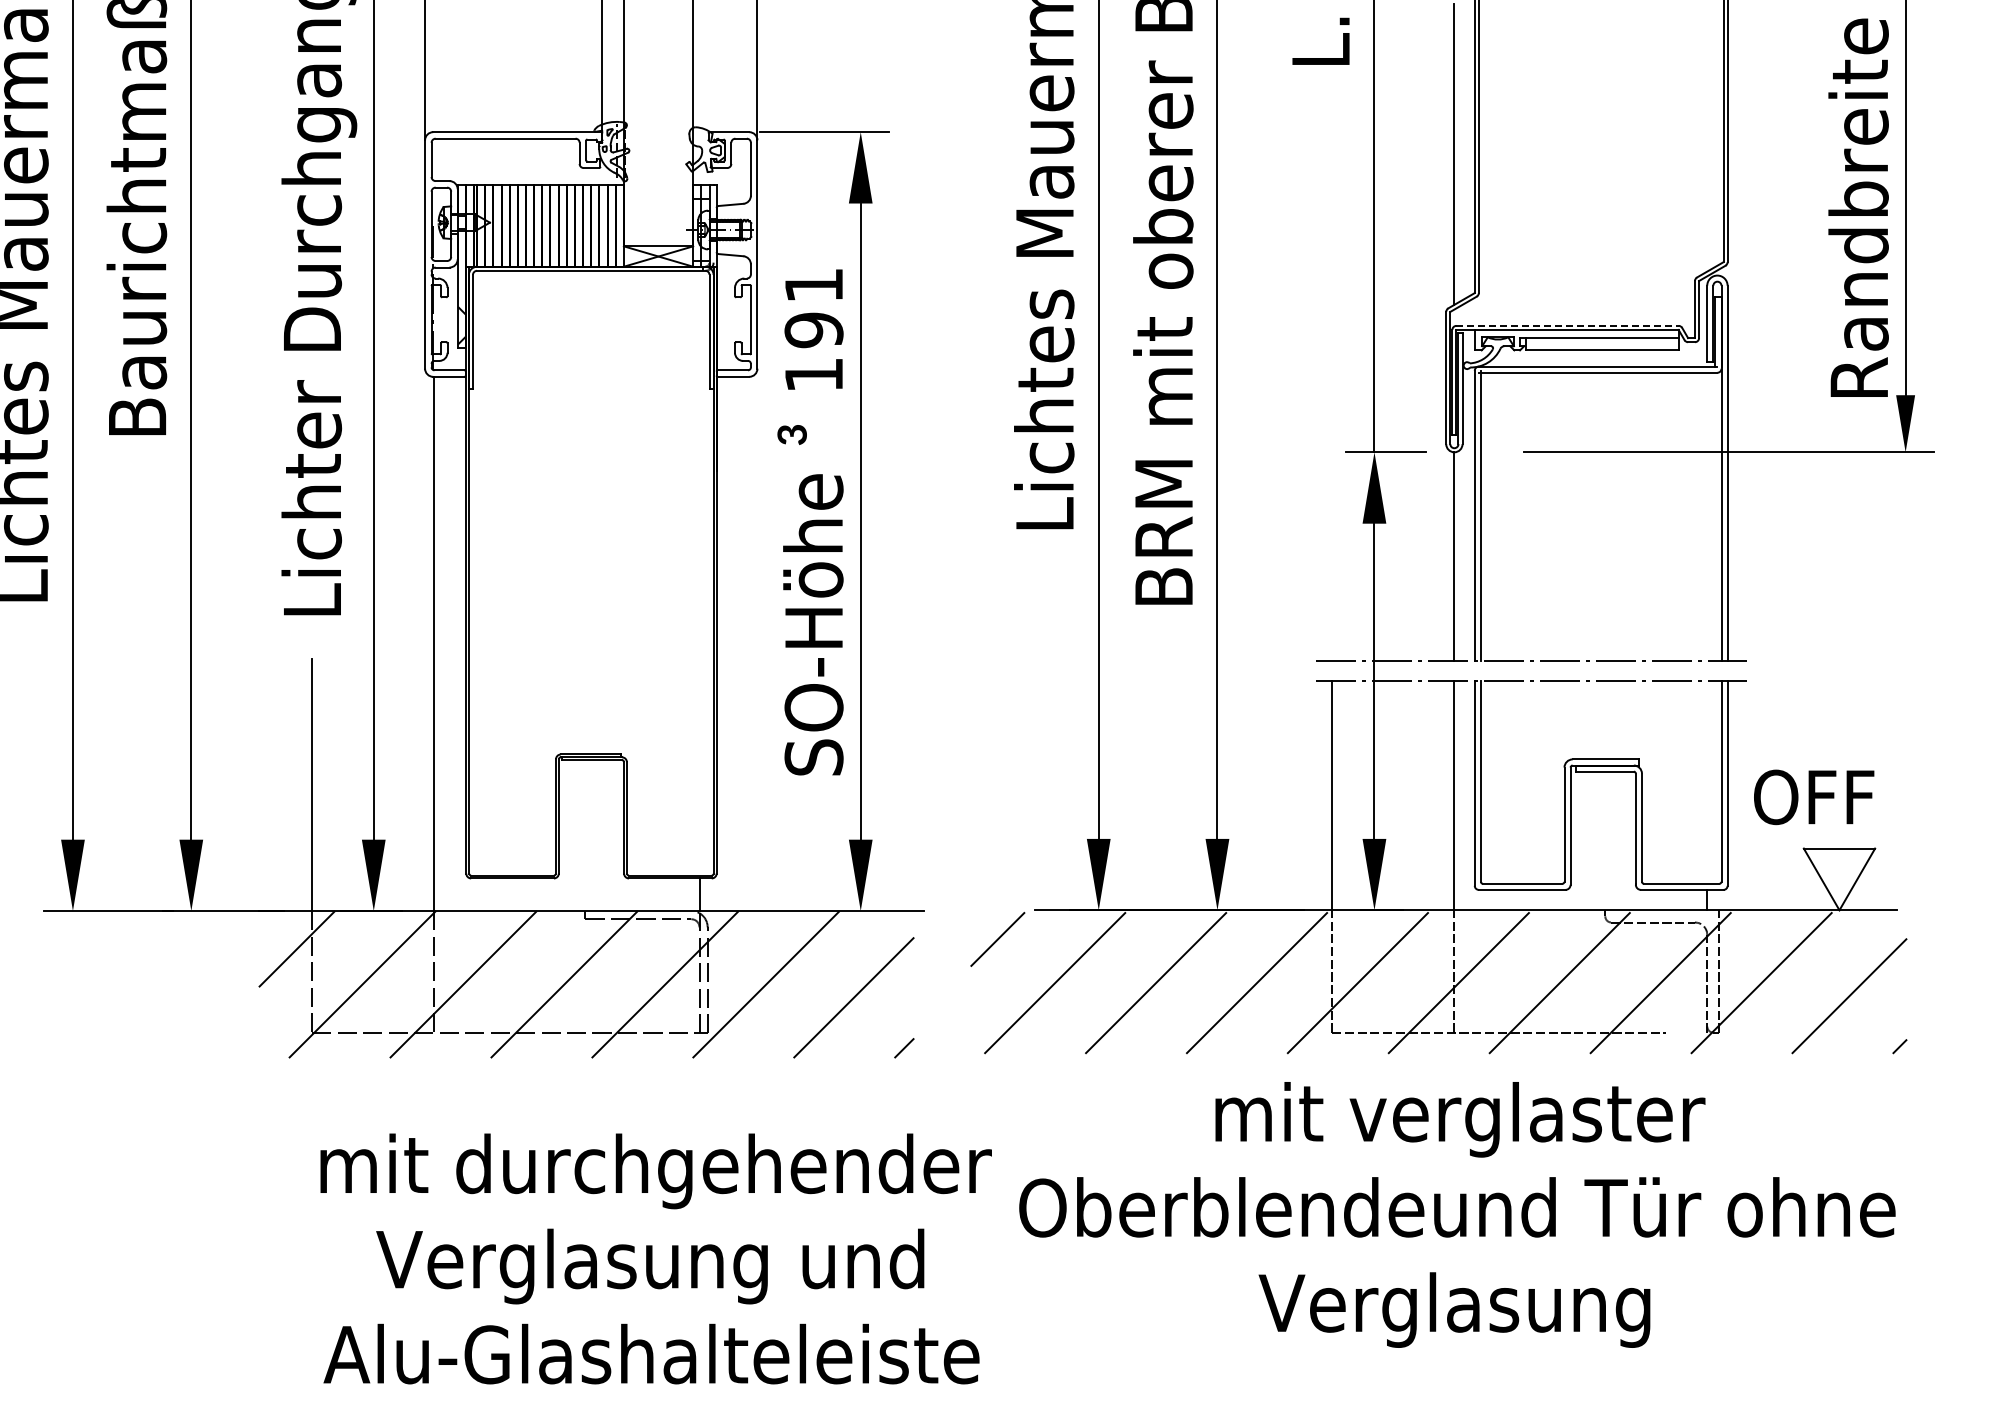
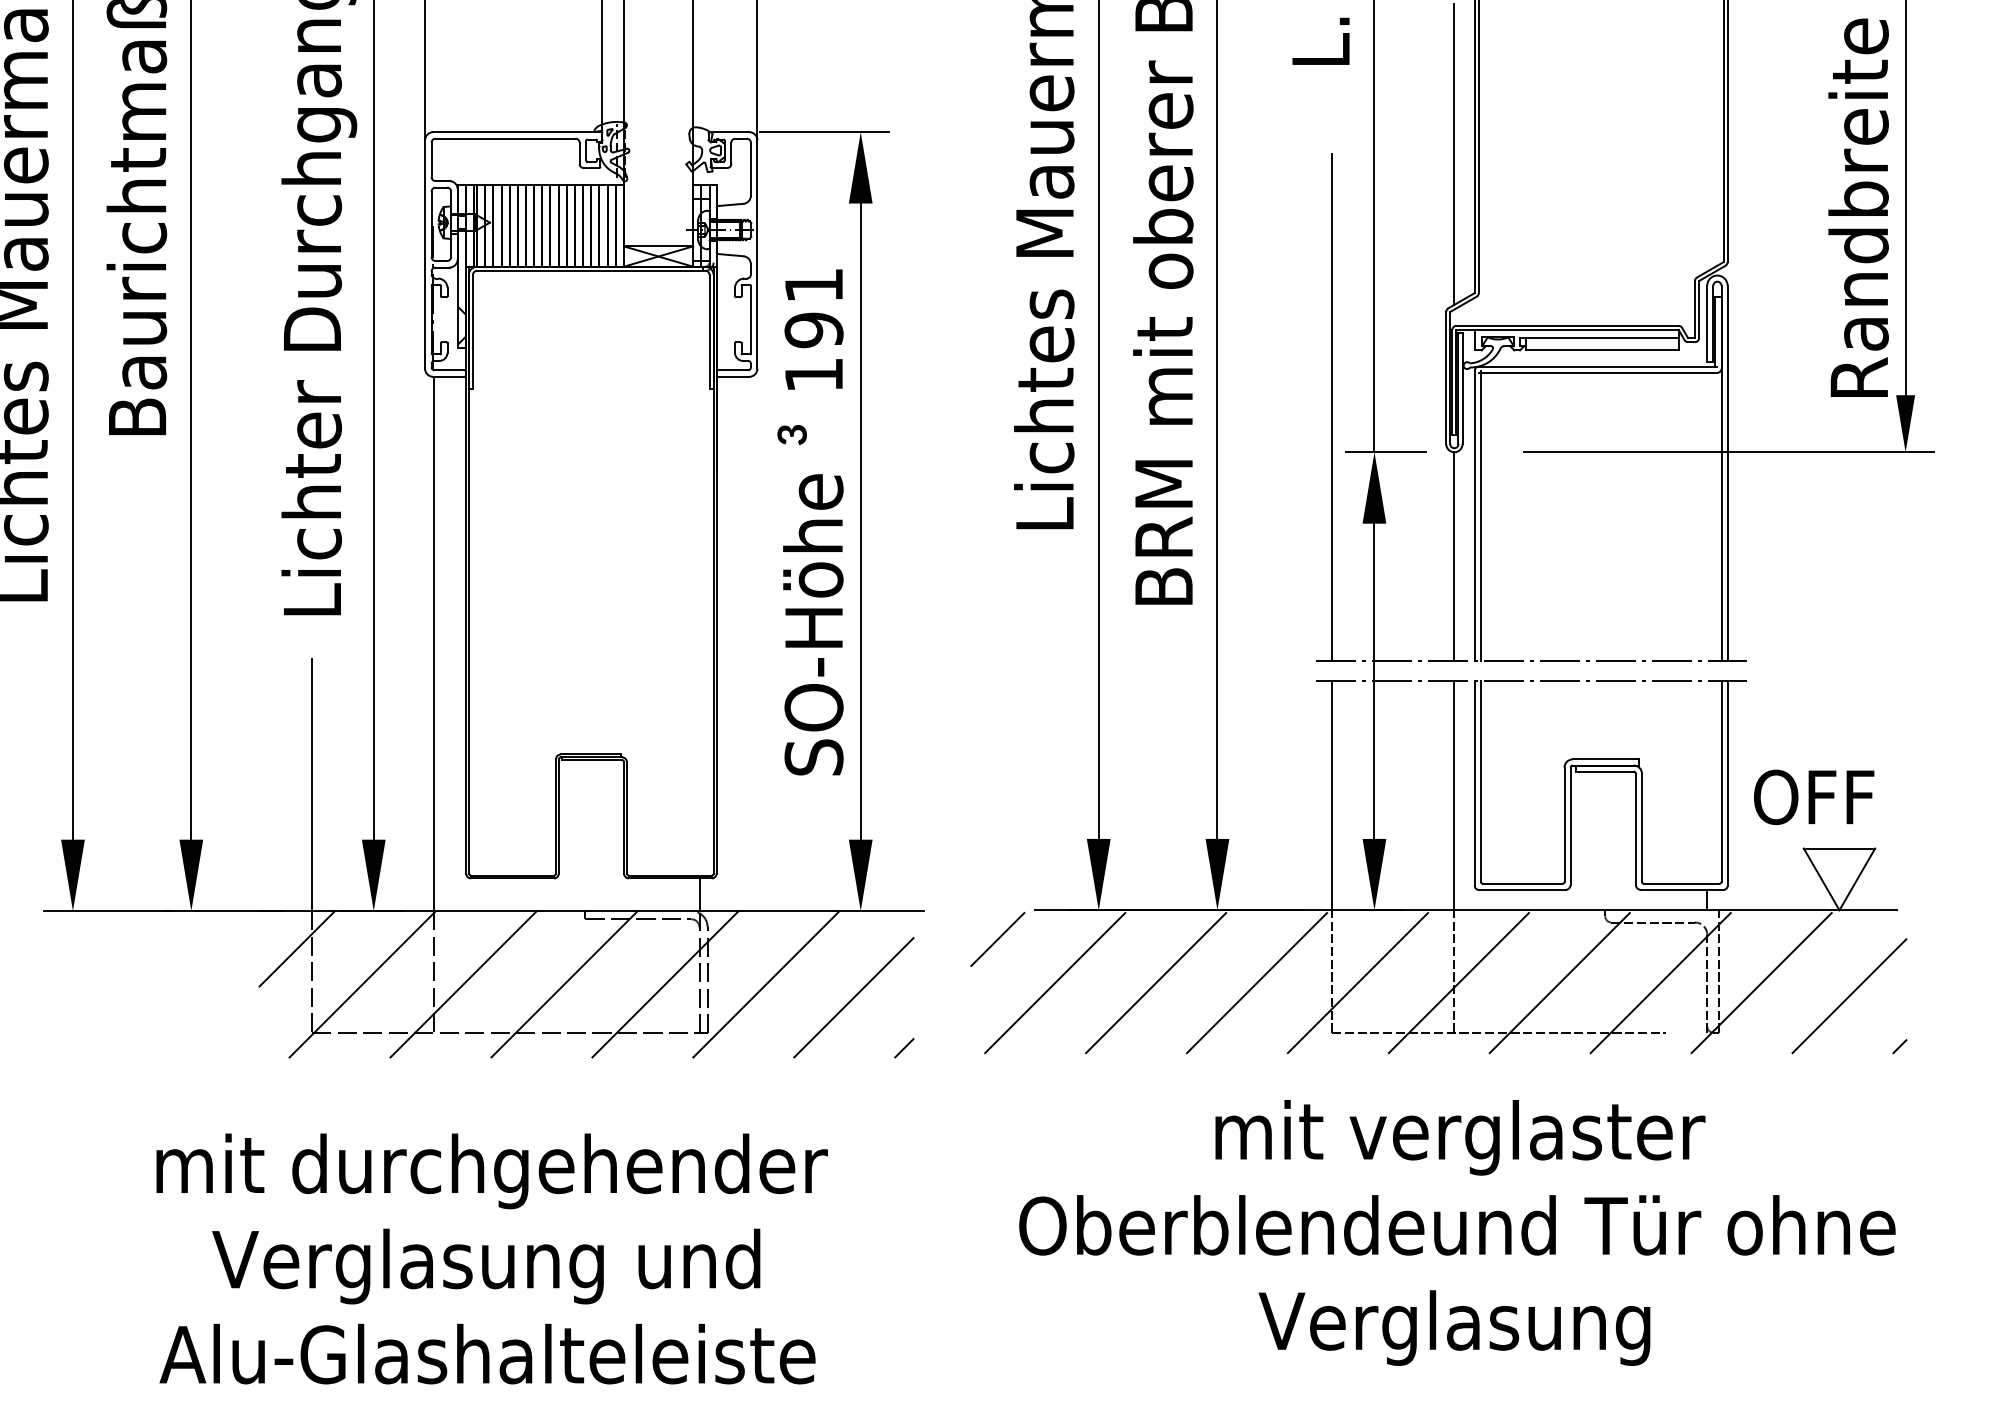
line: dashed -> solid (1568, 325)
line: none -> present (1332, 407)
text position: (1457, 1214) -> (1457, 1232) (1457, 1232)
text position: (655, 1258) -> (491, 1258) (491, 1258)
